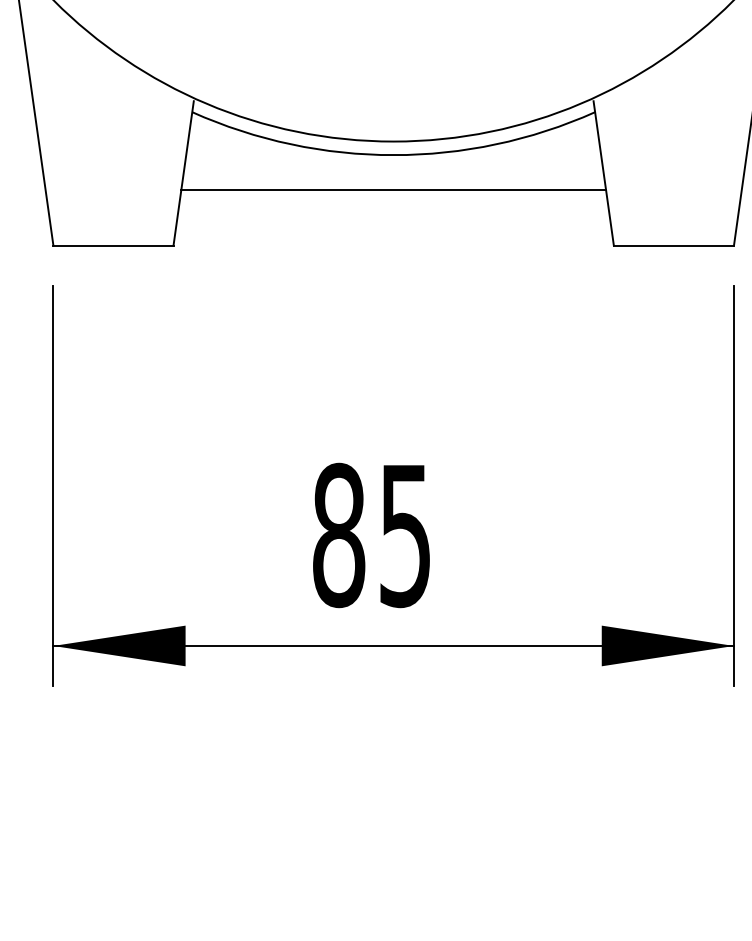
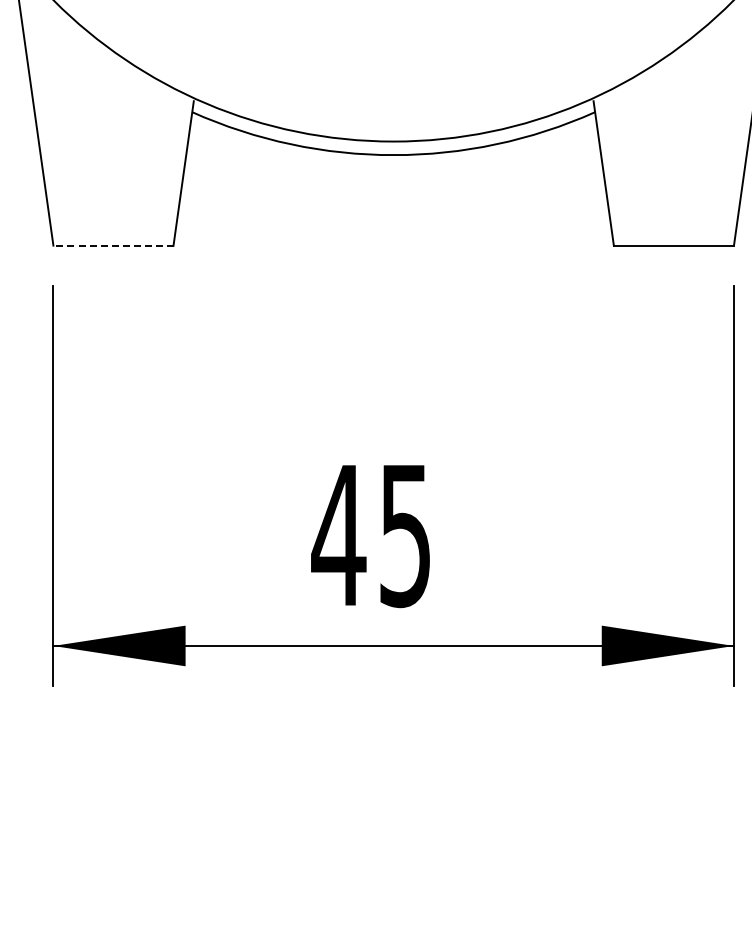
line: present -> none (393, 189)
line: solid -> dashed (112, 245)
text: 85 -> 45 (338, 535)
